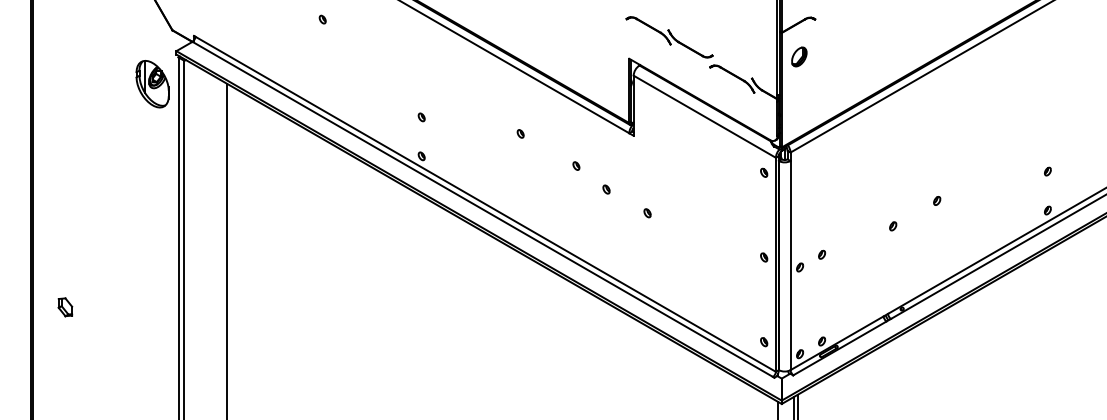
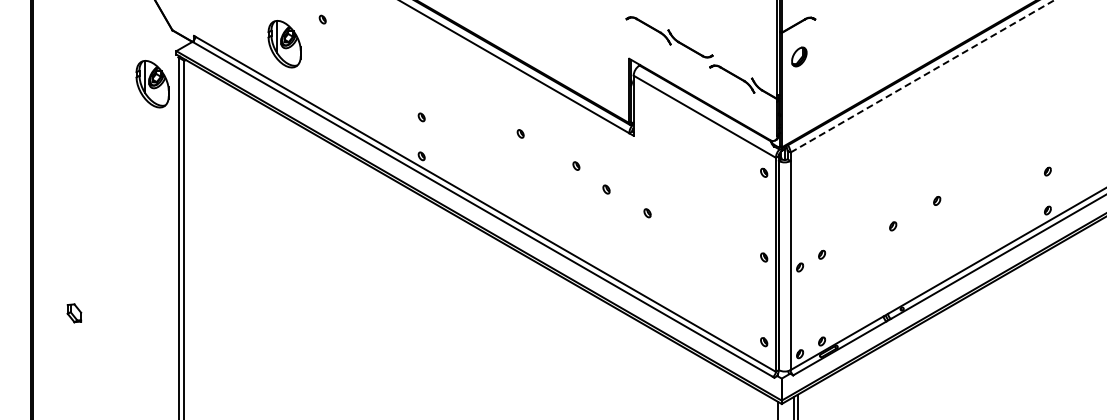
part: none -> present (284, 44)
line: solid -> dashed (923, 76)
line: present -> none (226, 249)
part position: (65, 307) -> (74, 313) (74, 313)
